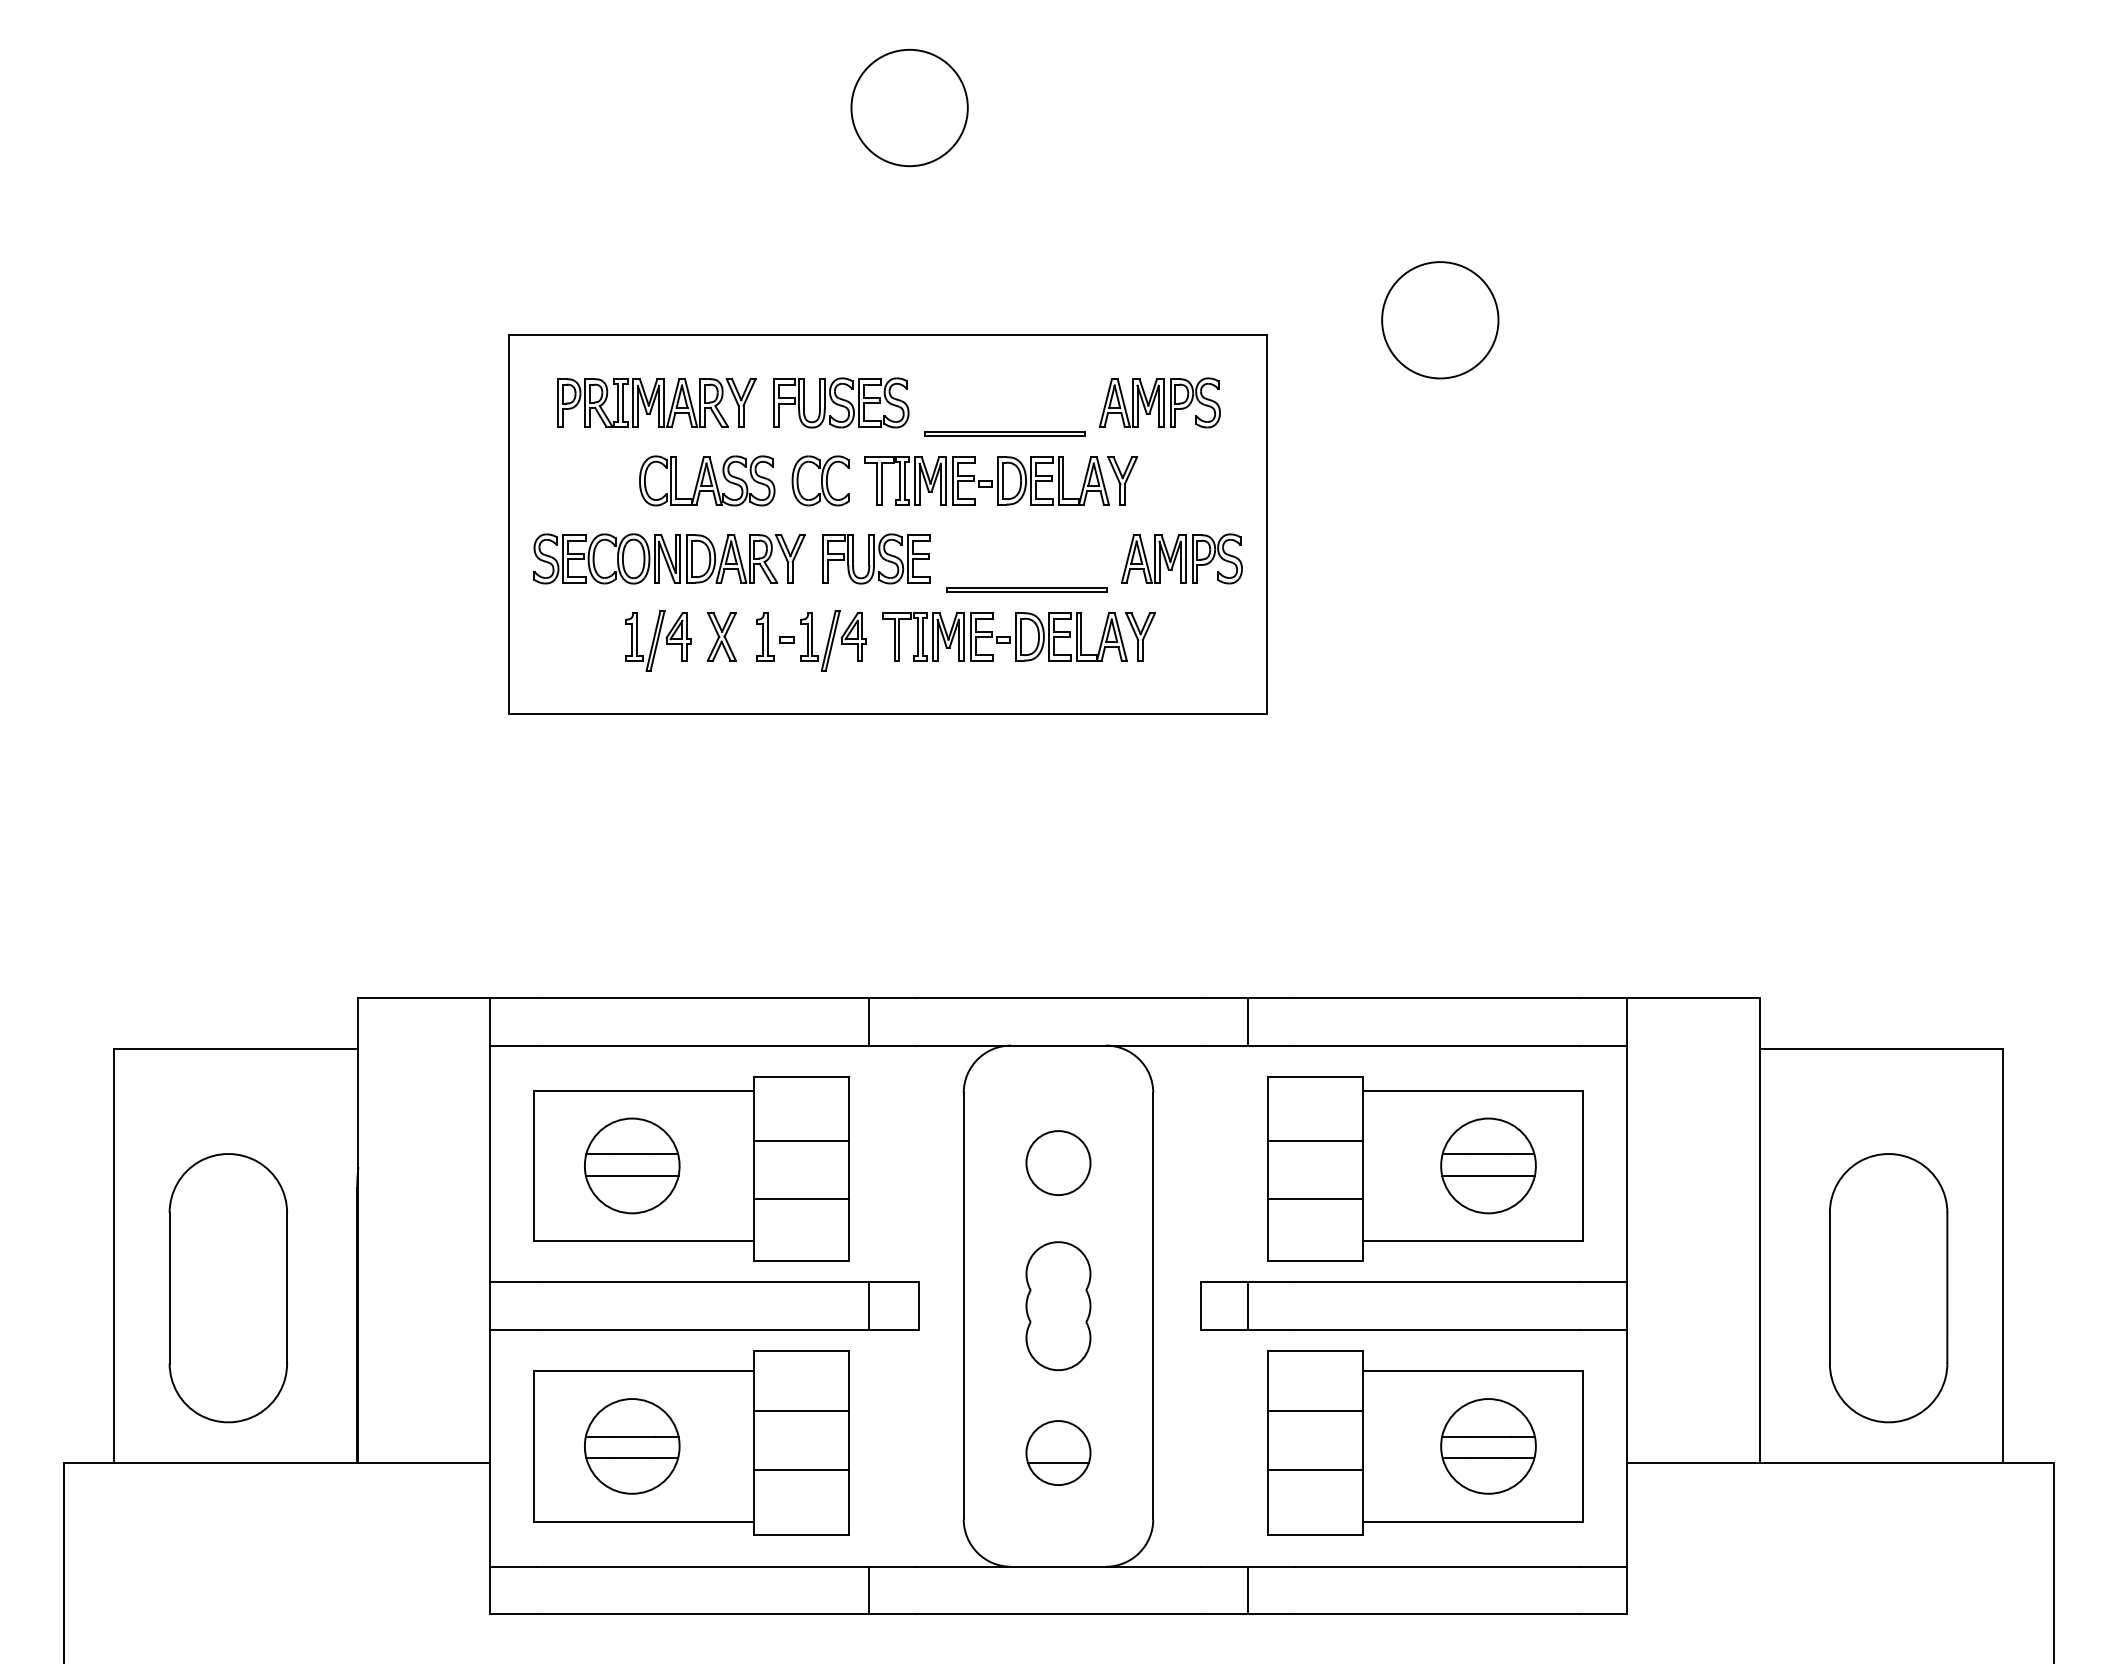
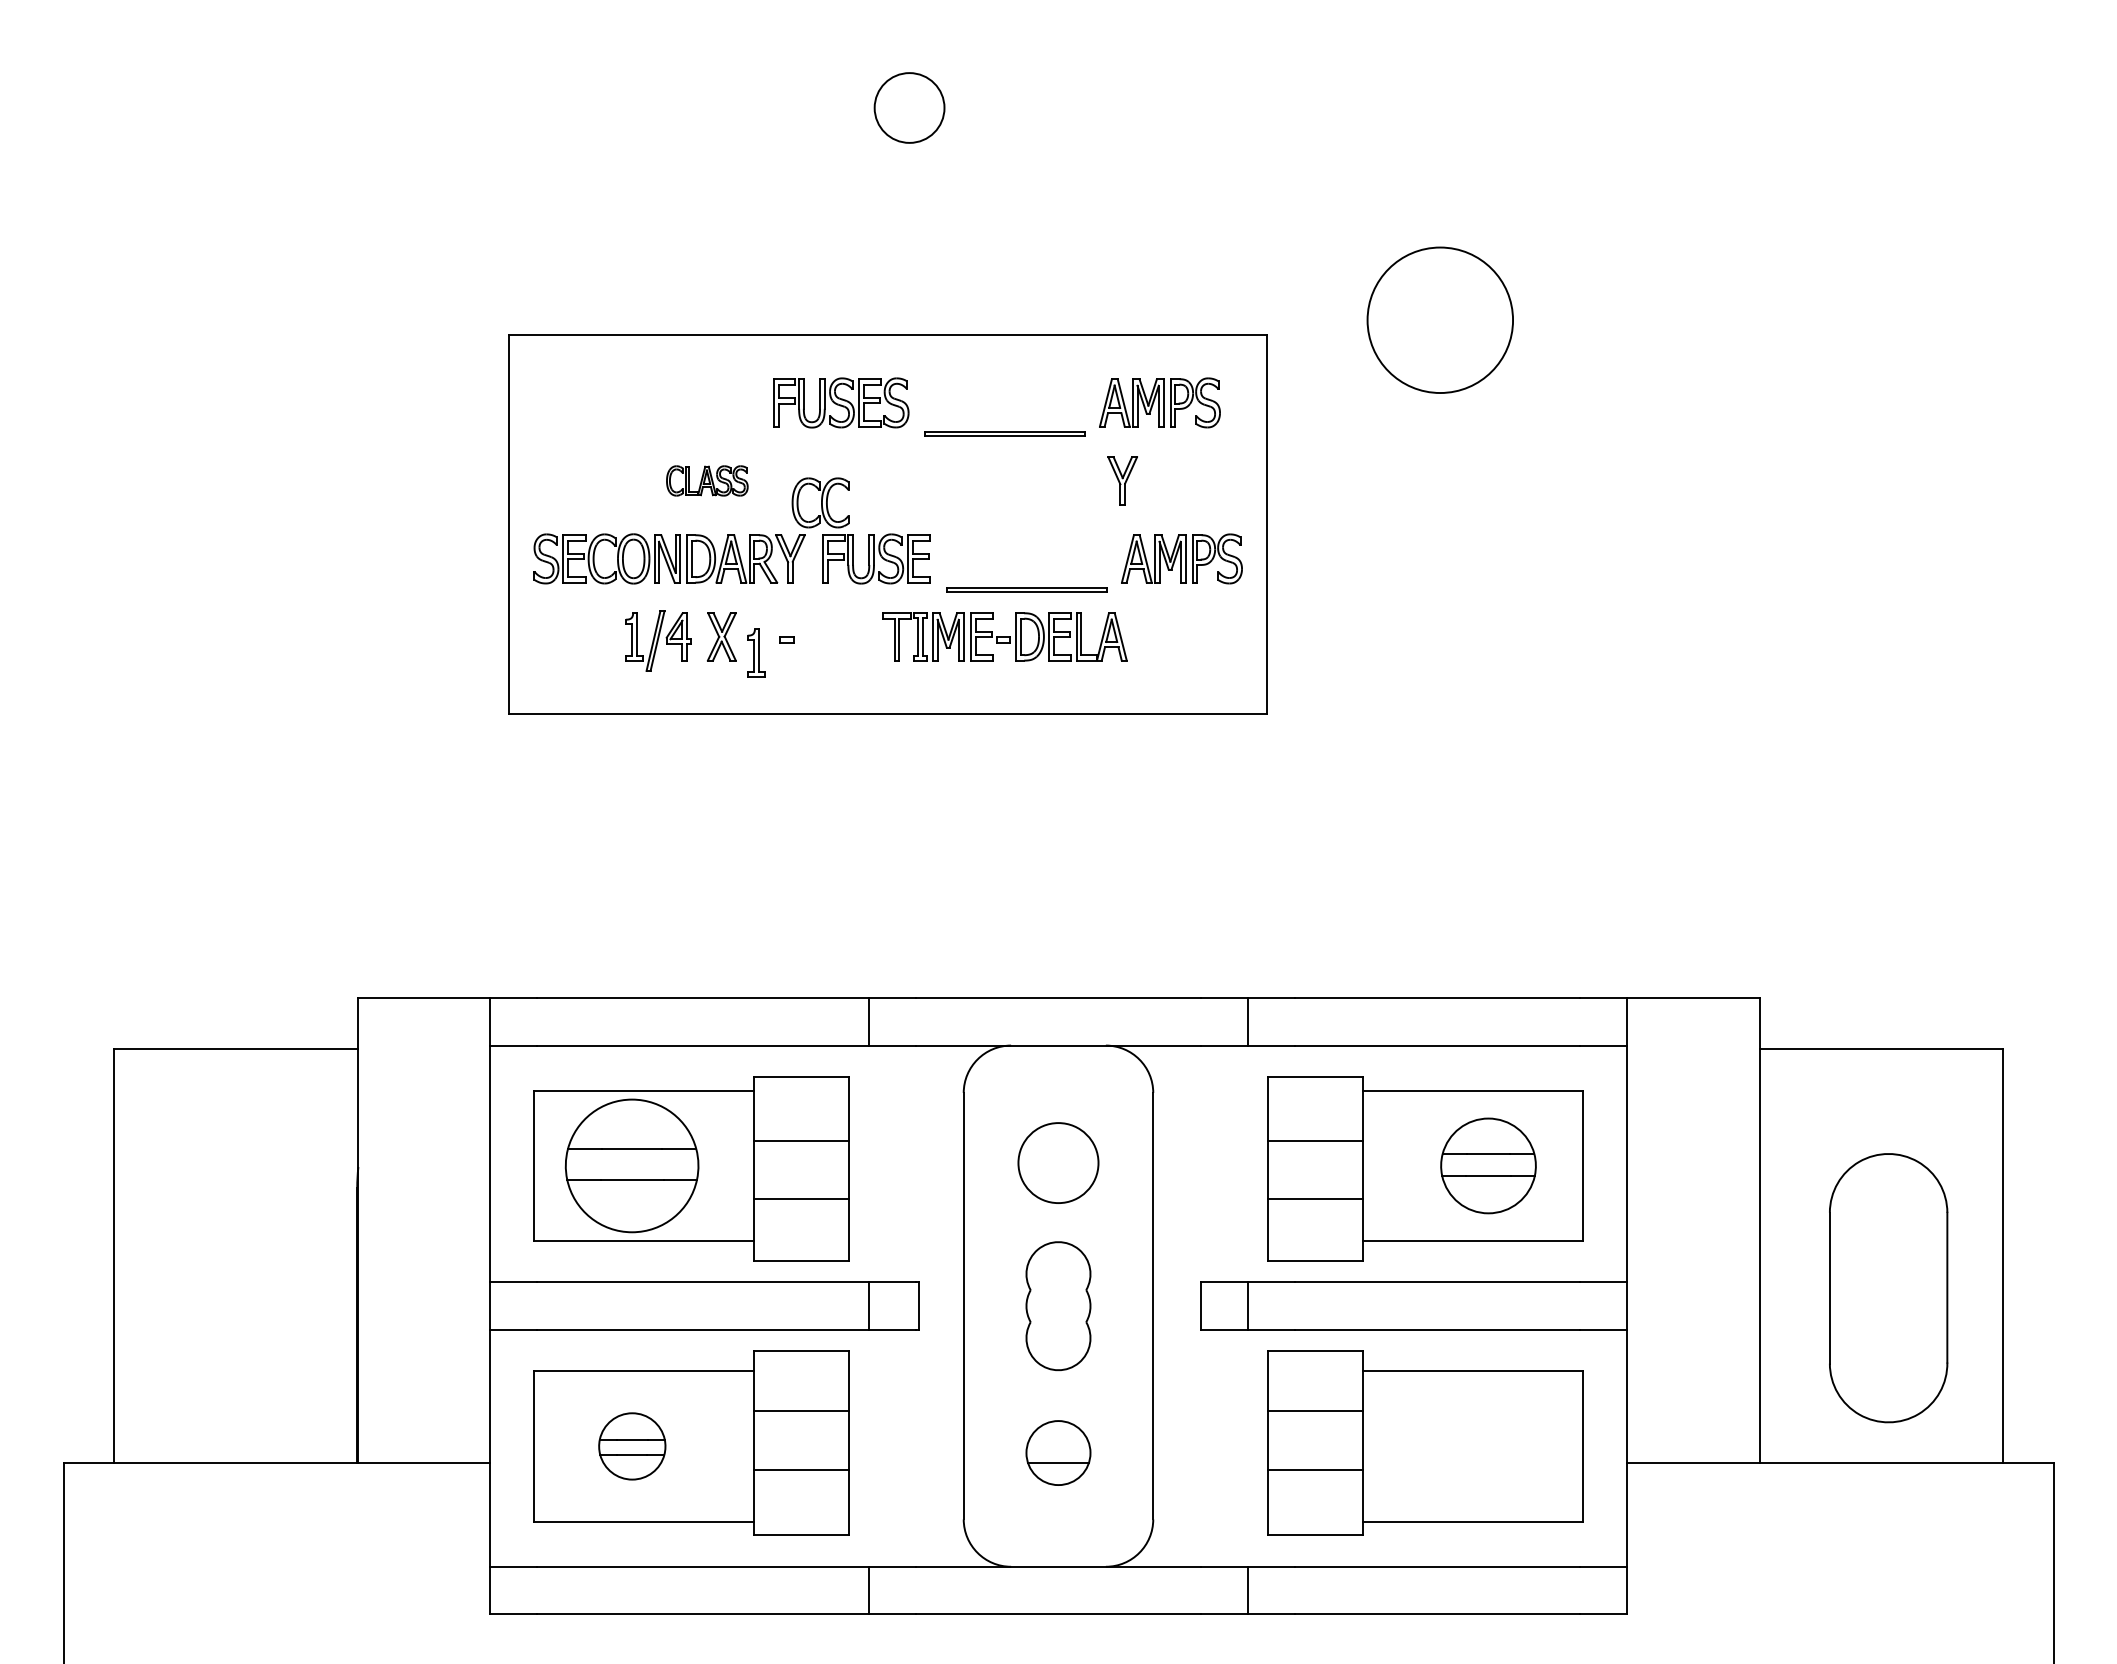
circle size: 119x120 px -> 73x72 px (909, 107)
circle diameter: 116 px -> 145 px (1440, 320)
part: present -> none (656, 402)
part size: 137x52 px -> 83x32 px (707, 480)
part position: (820, 480) -> (820, 502) (820, 502)
part: present -> none (986, 480)
part position: (765, 636) -> (756, 652) (756, 652)
part: present -> none (1140, 636)
part: present -> none (833, 640)
circle diameter: 64 px -> 80 px (1058, 1163)
part size: 97x98 px -> 136x136 px (631, 1165)
part: present -> none (227, 1288)
part size: 97x97 px -> 69x69 px (632, 1446)
part: present -> none (1488, 1446)
